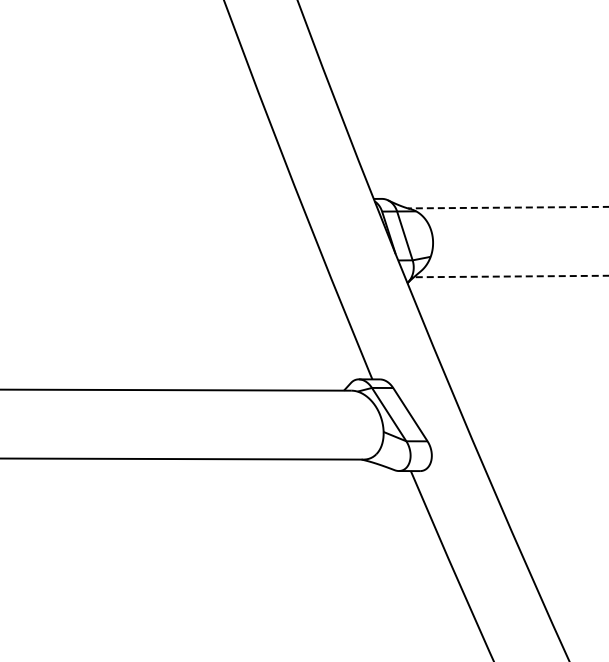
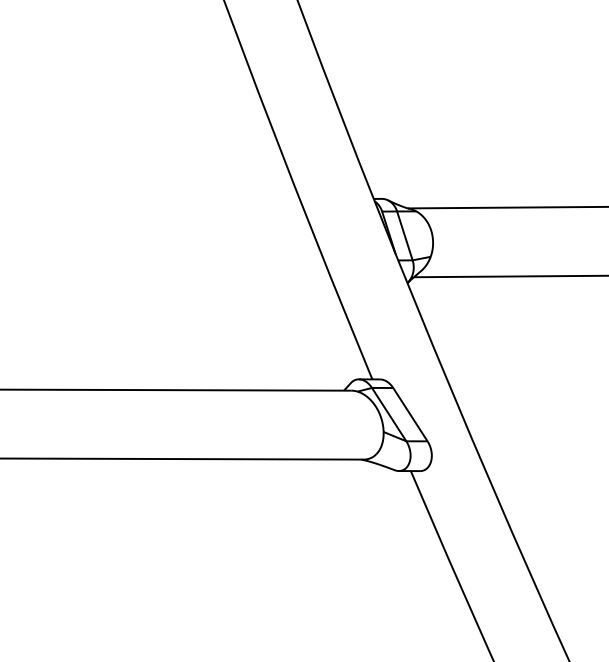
line: dashed -> solid (507, 207)
line: dashed -> solid (510, 276)
